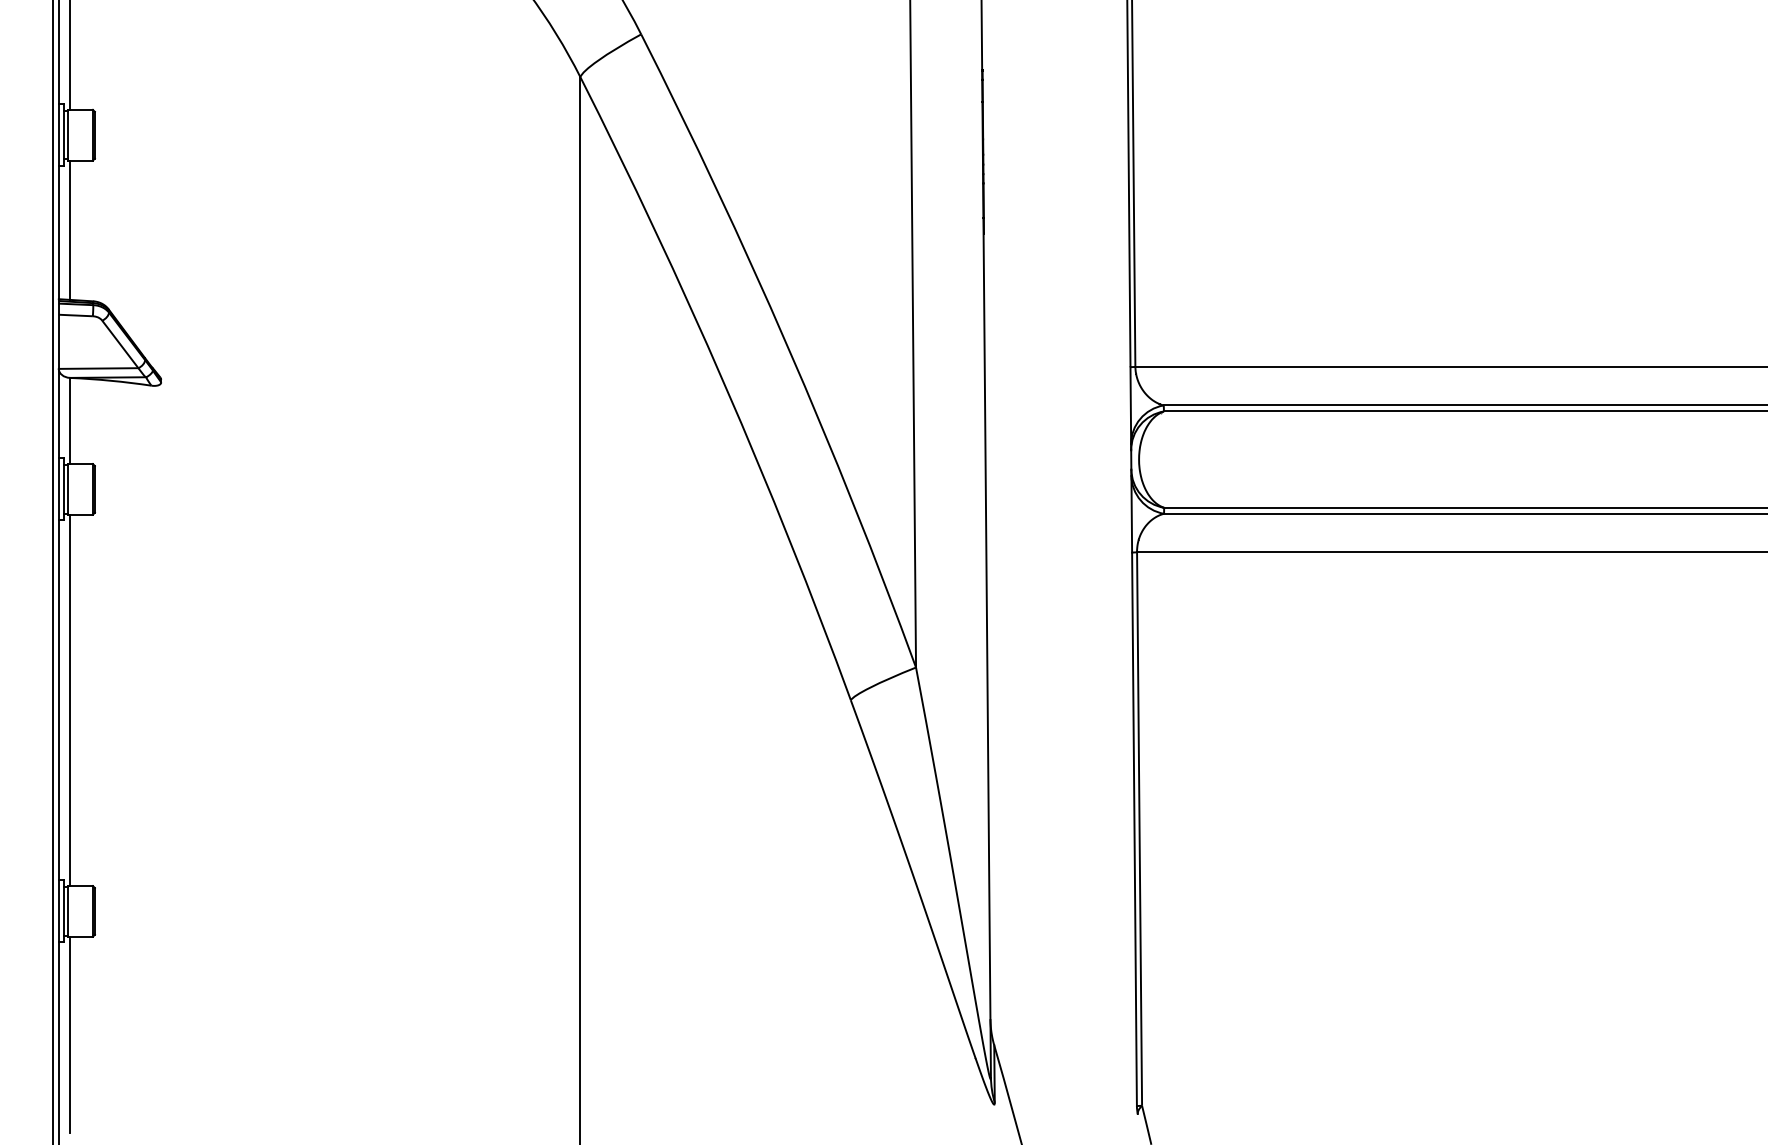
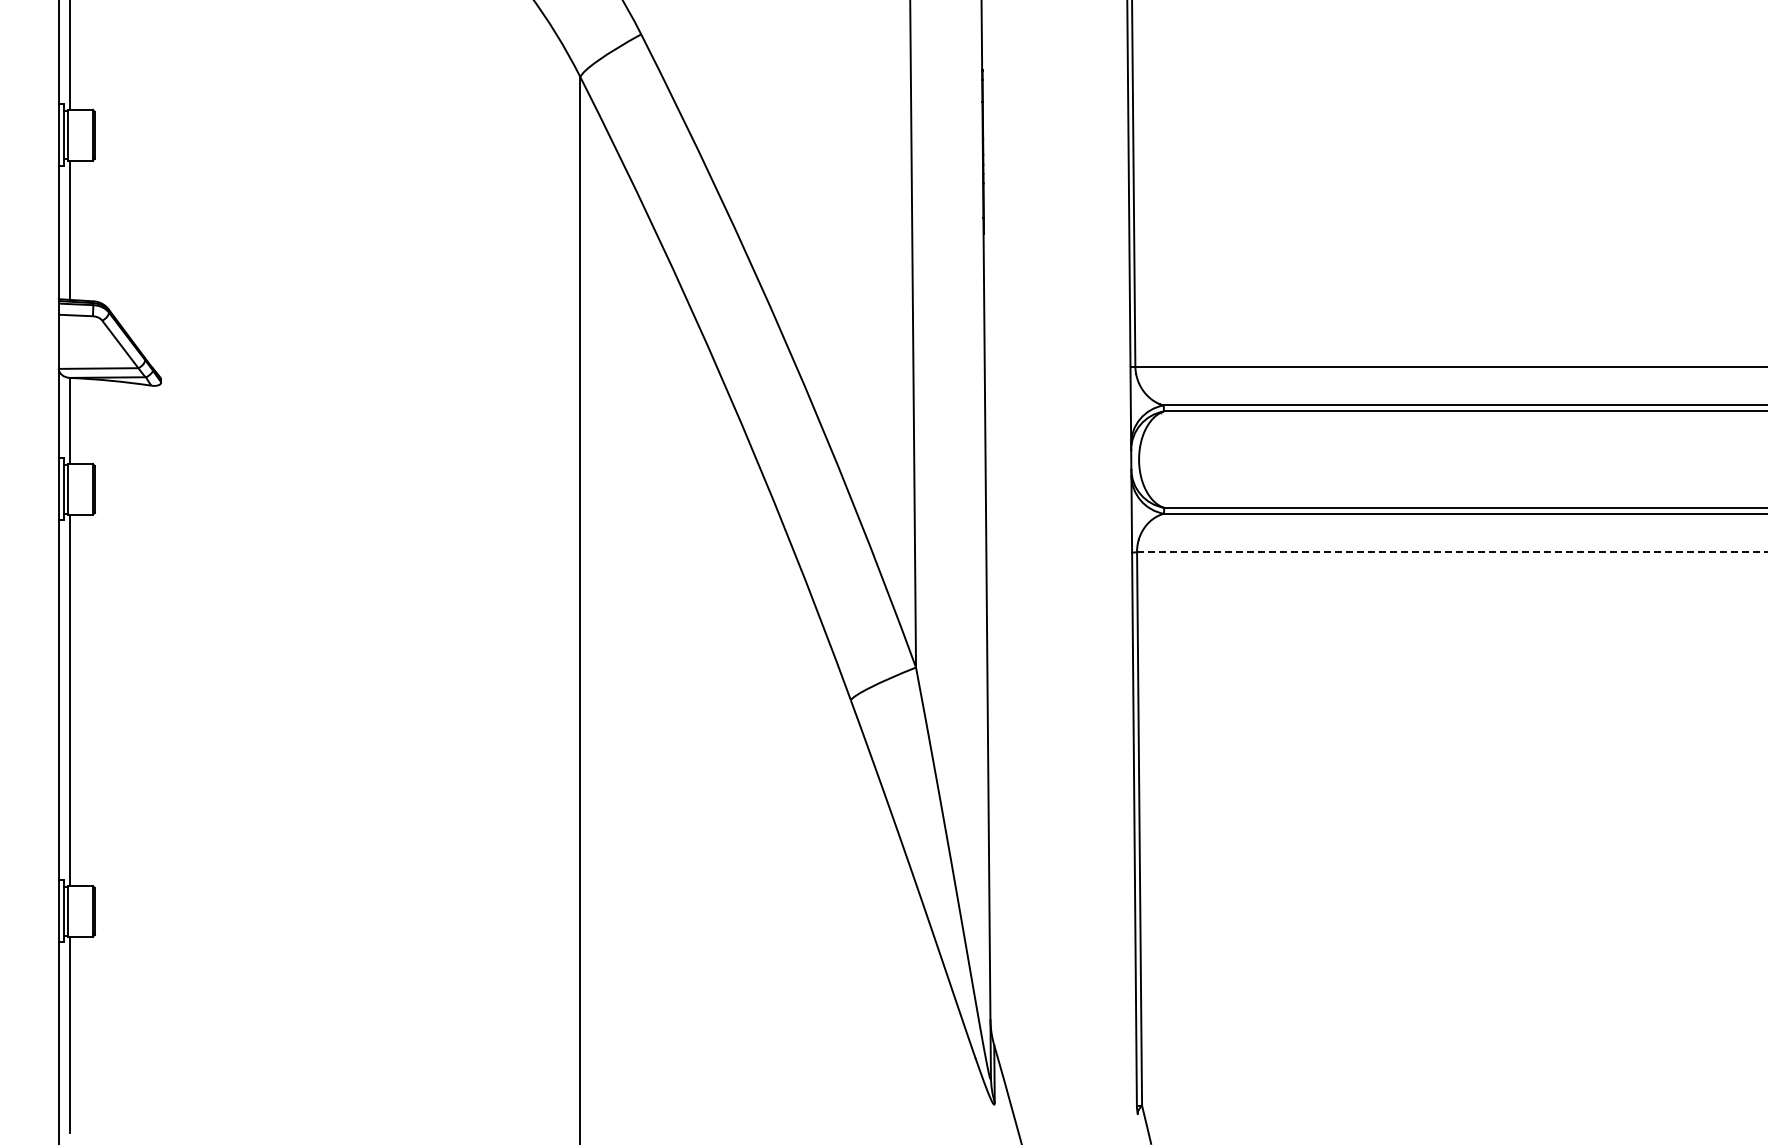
line: solid -> dashed (1452, 552)
line: present -> none (53, 571)
